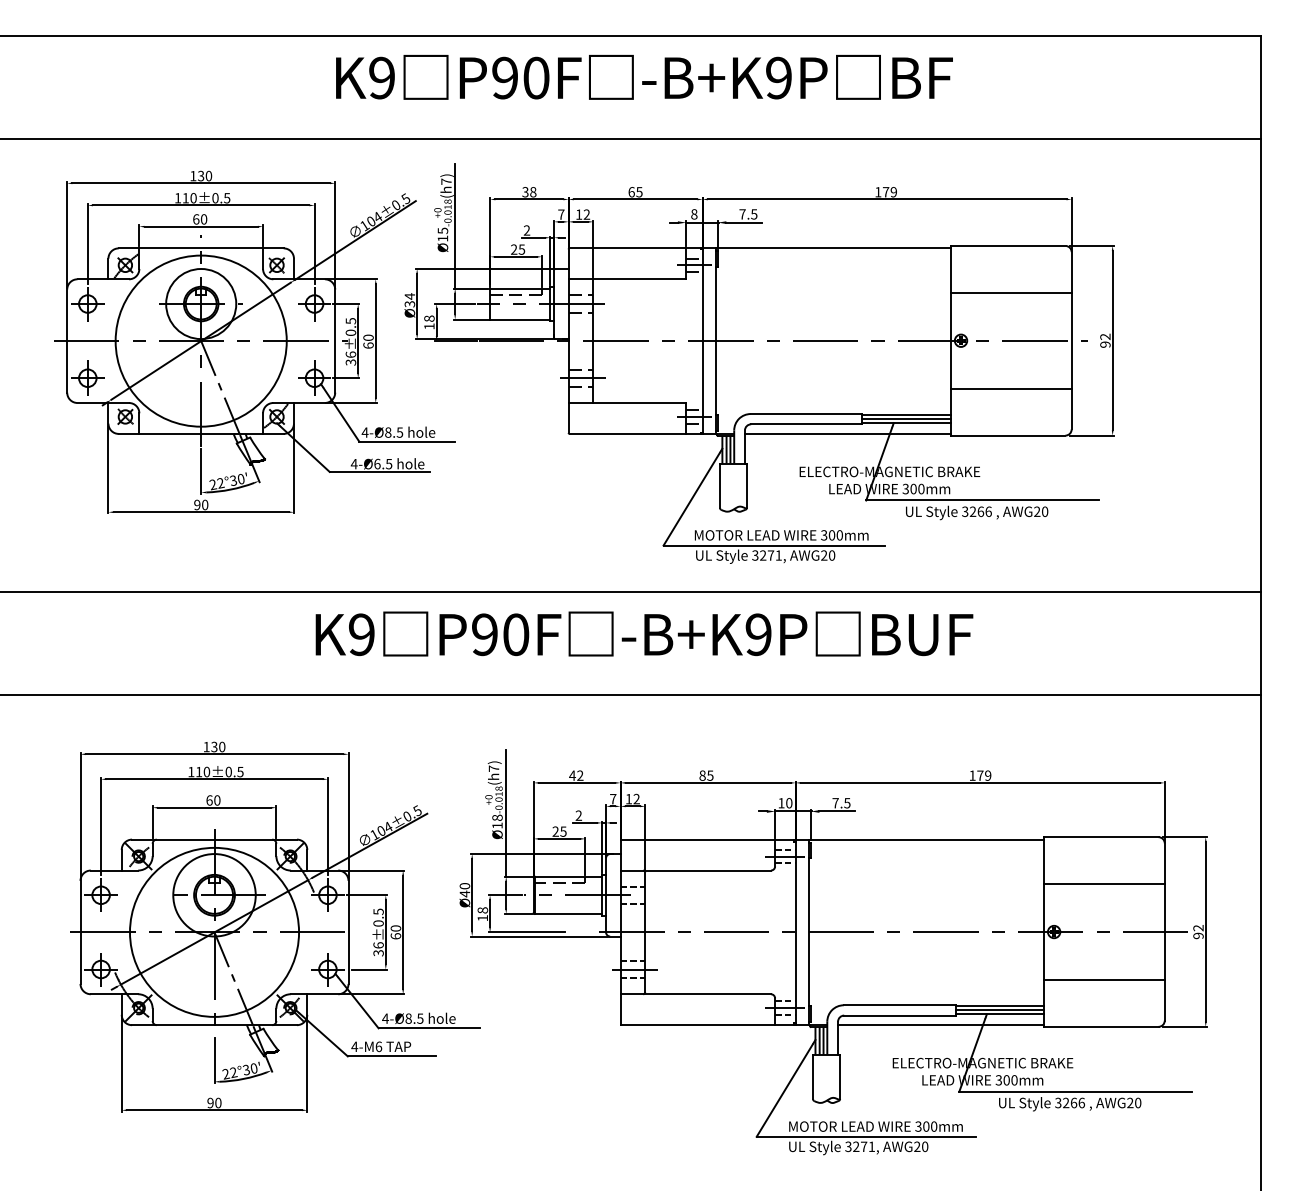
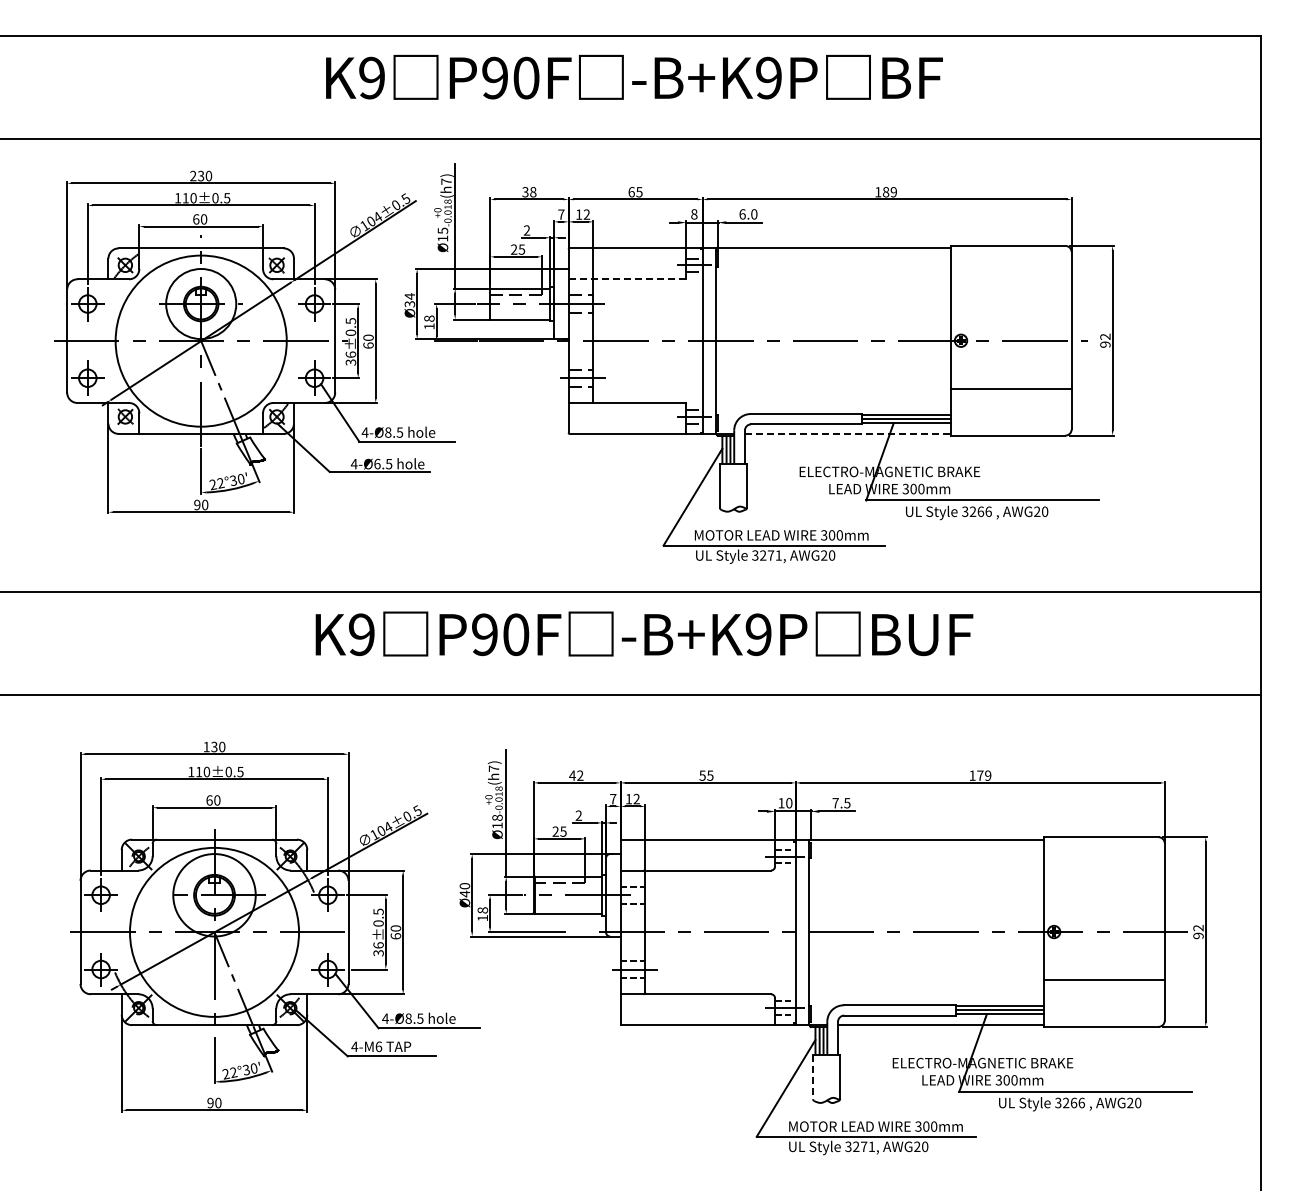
text position: (644, 77) -> (634, 77) (634, 77)
text: 130 -> 230 (193, 175)
text: 179 -> 189 (886, 192)
text: 7.5 -> 6.0 (748, 214)
line: solid -> dashed (627, 279)
line: present -> none (1010, 292)
line: solid -> dashed (847, 433)
text: 85 -> 55 (702, 775)
line: present -> none (1103, 884)
line: solid -> dashed (813, 1077)
